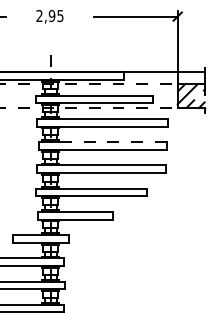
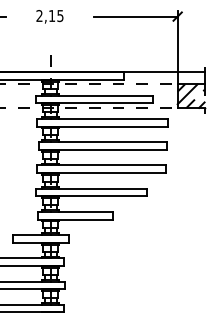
text: 2,95 -> 2,15 (51, 16)
line: dashed -> solid (112, 142)
